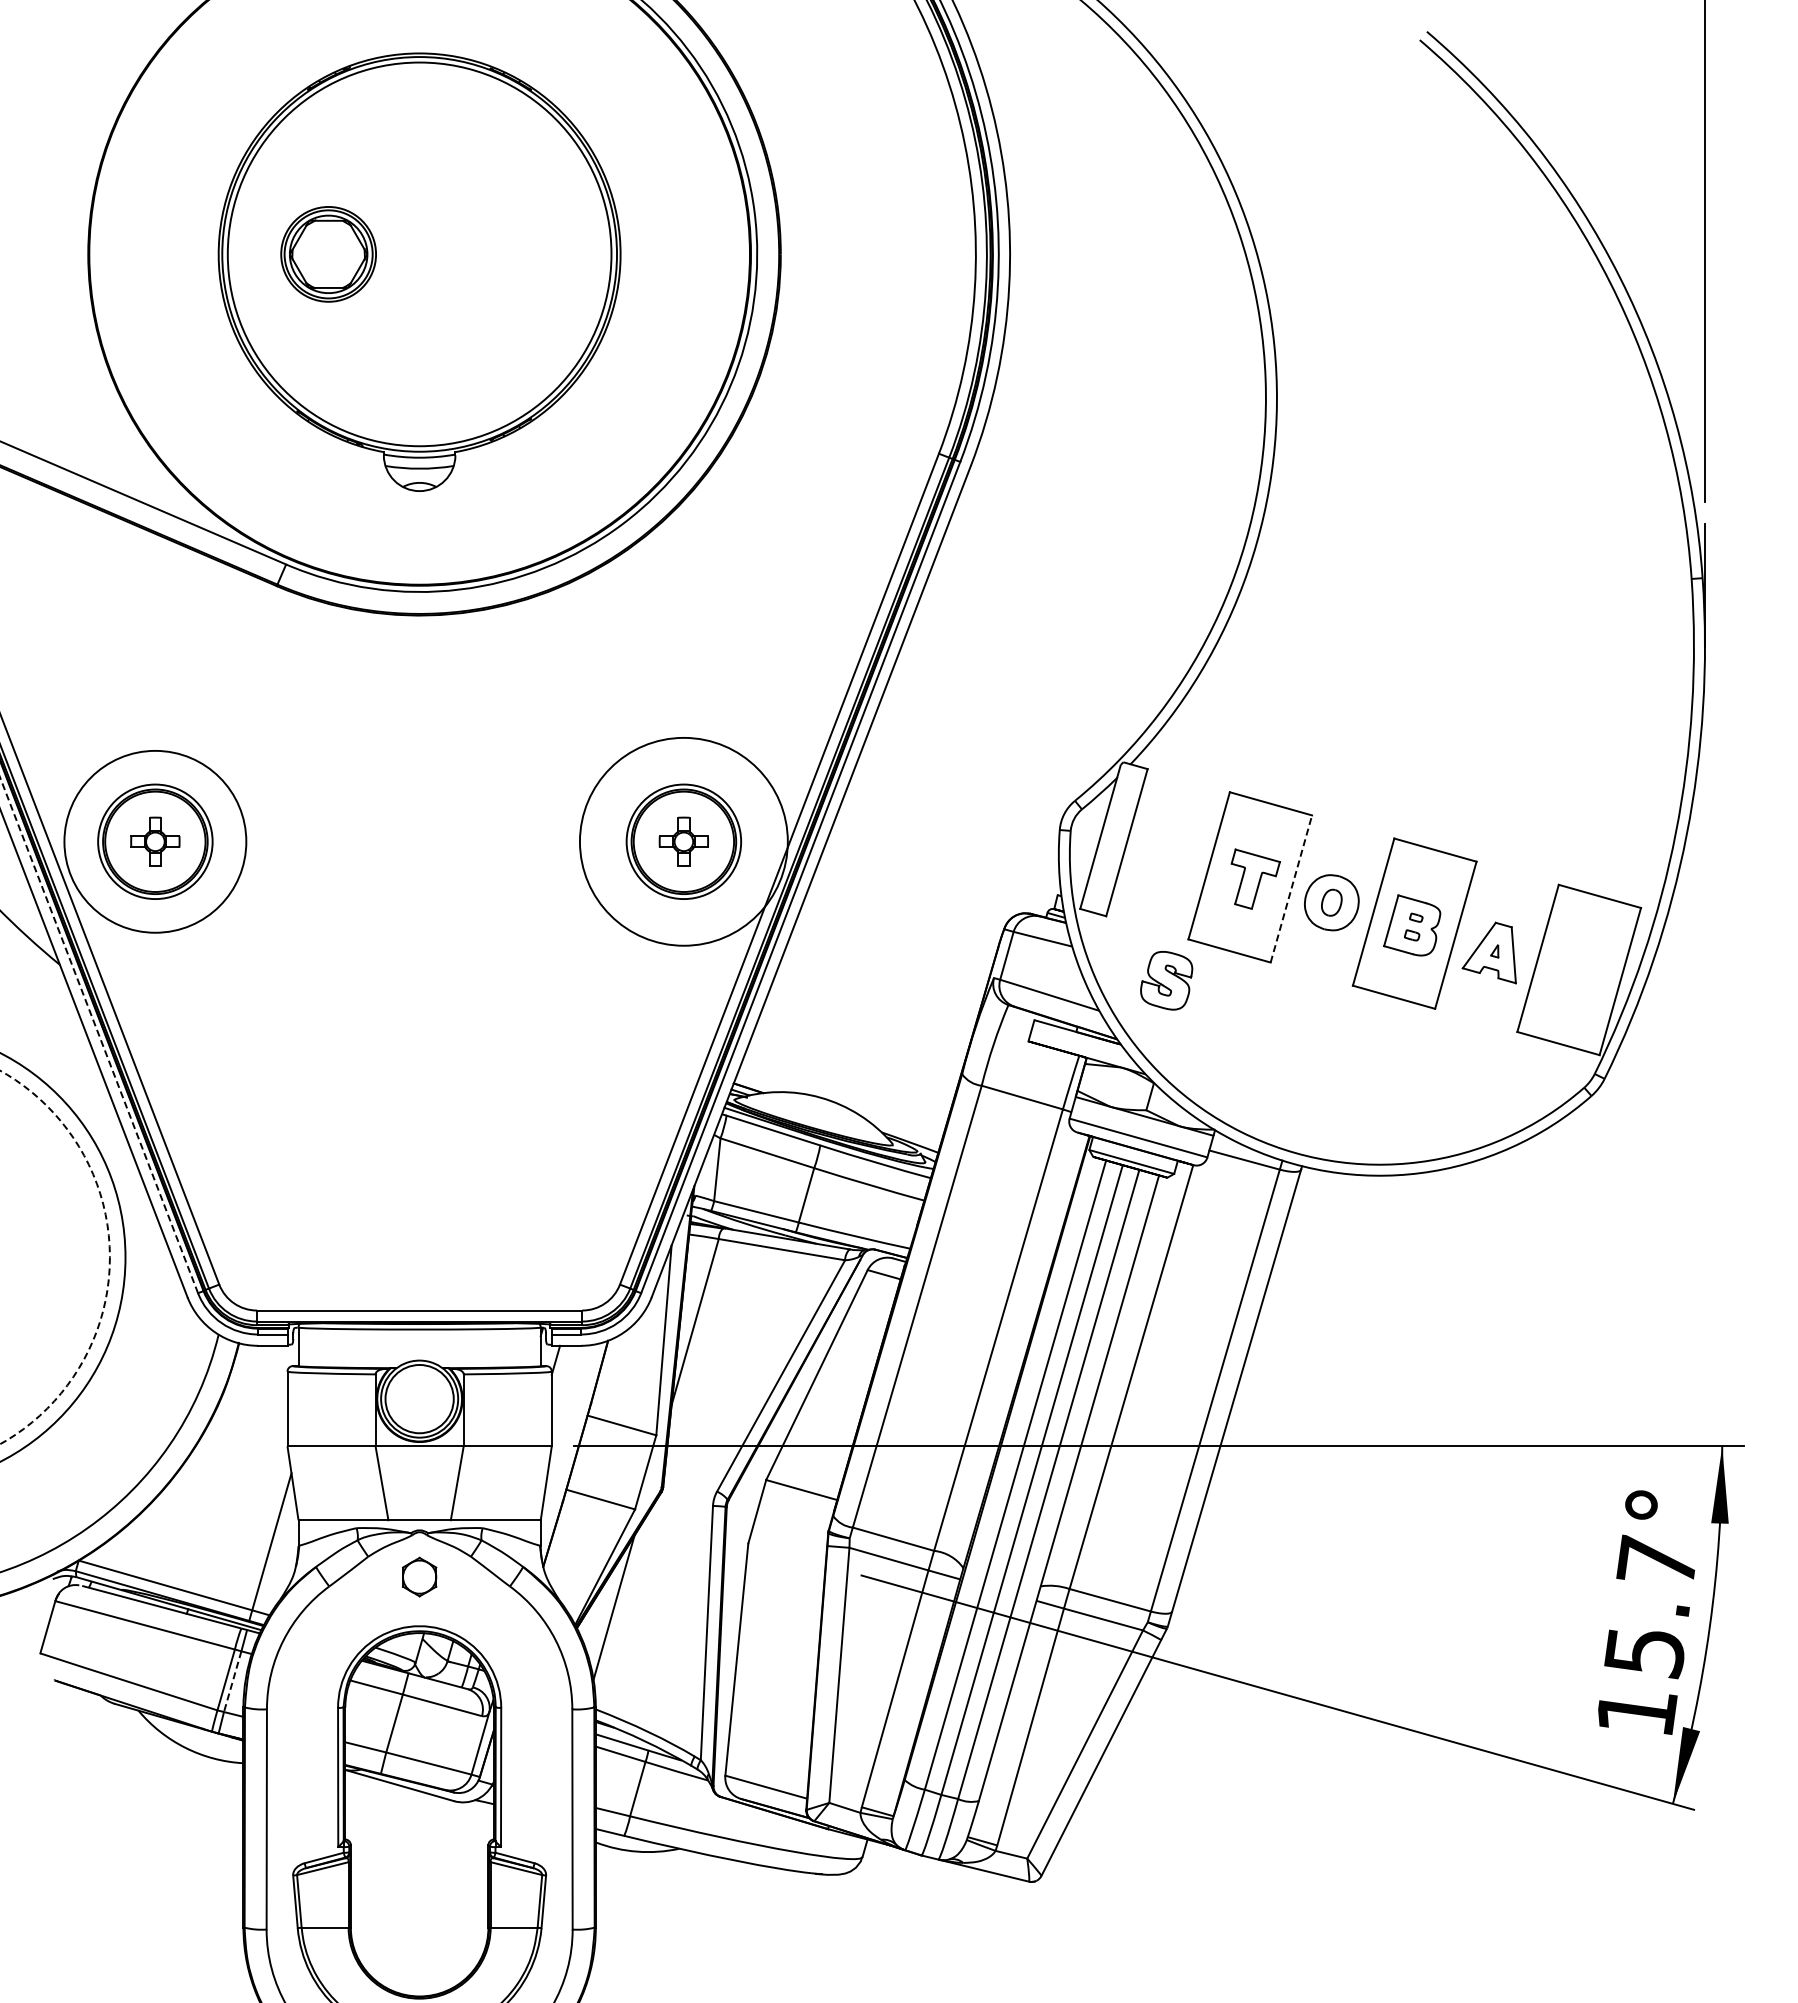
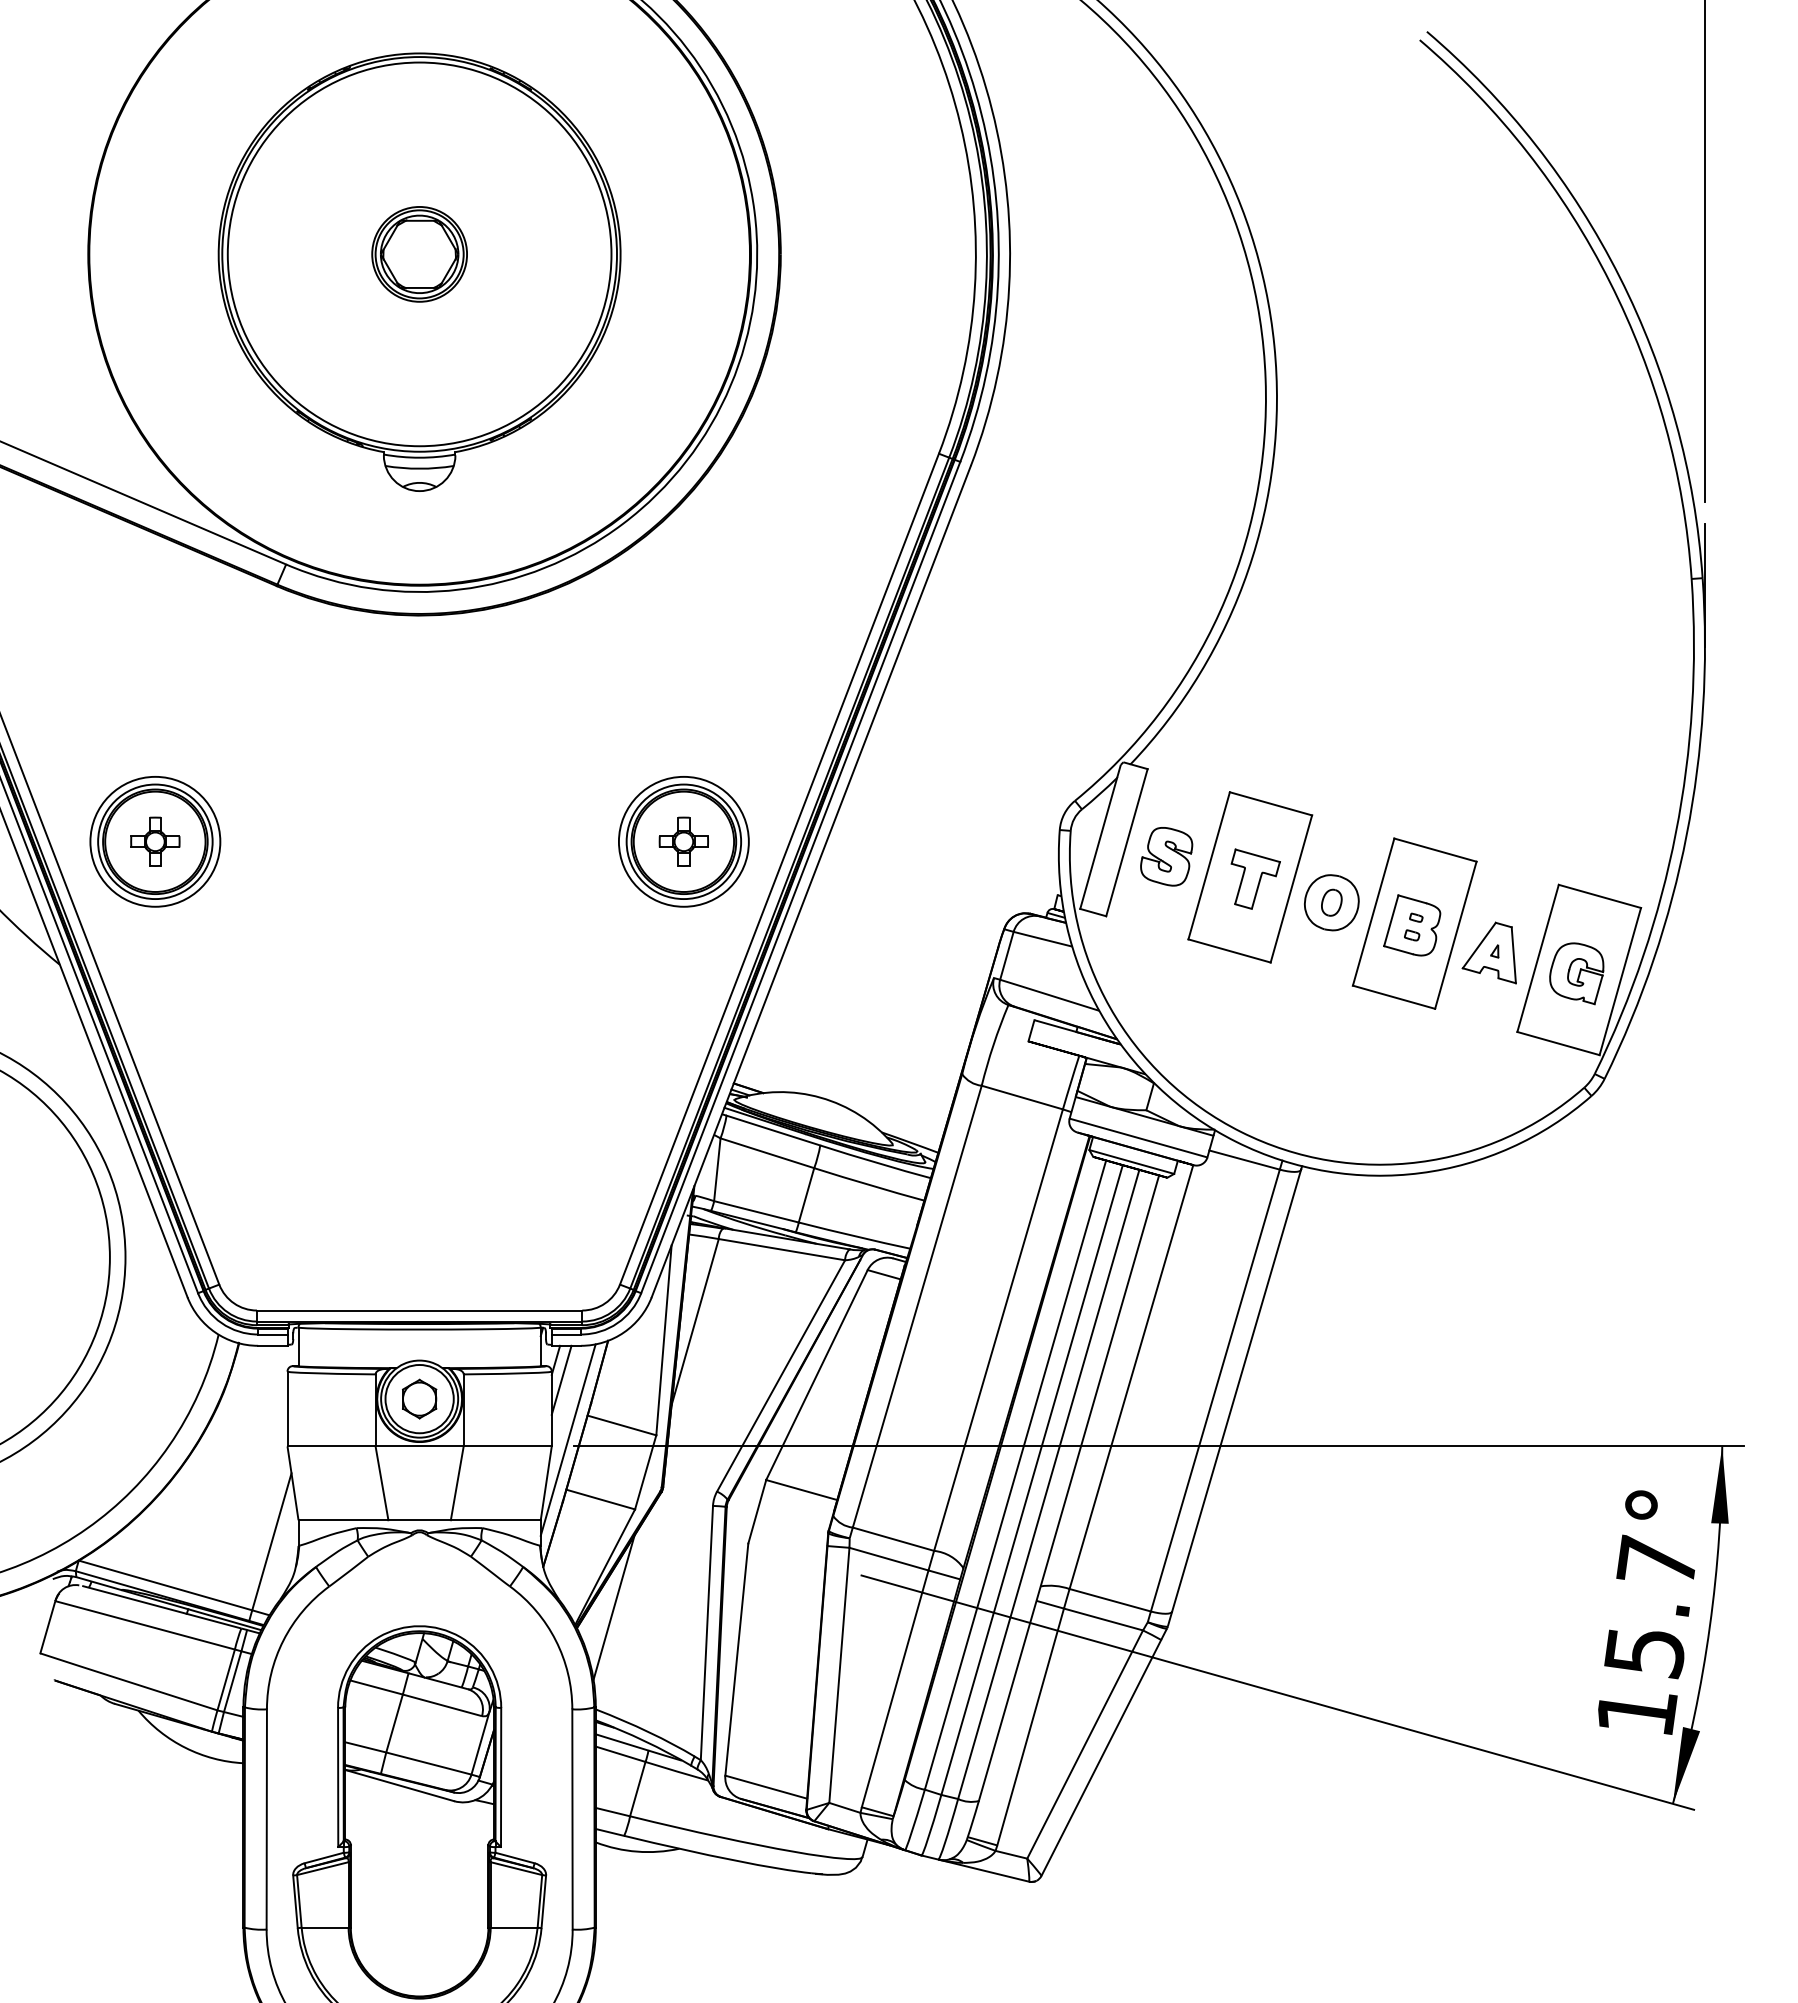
part position: (328, 254) -> (419, 254) (419, 254)
circle diameter: 182 px -> 130 px (155, 841)
circle diameter: 208 px -> 130 px (683, 841)
line: dashed -> solid (1291, 888)
part: none -> present (1576, 973)
part position: (1166, 980) -> (1166, 856) (1166, 856)
line: dashed -> solid (98, 1034)
circle: dashed -> solid (54, 1257)
line: none -> present (561, 1379)
line: none -> present (567, 1439)
part position: (419, 1576) -> (419, 1398) (419, 1398)
line: dashed -> solid (232, 1681)
